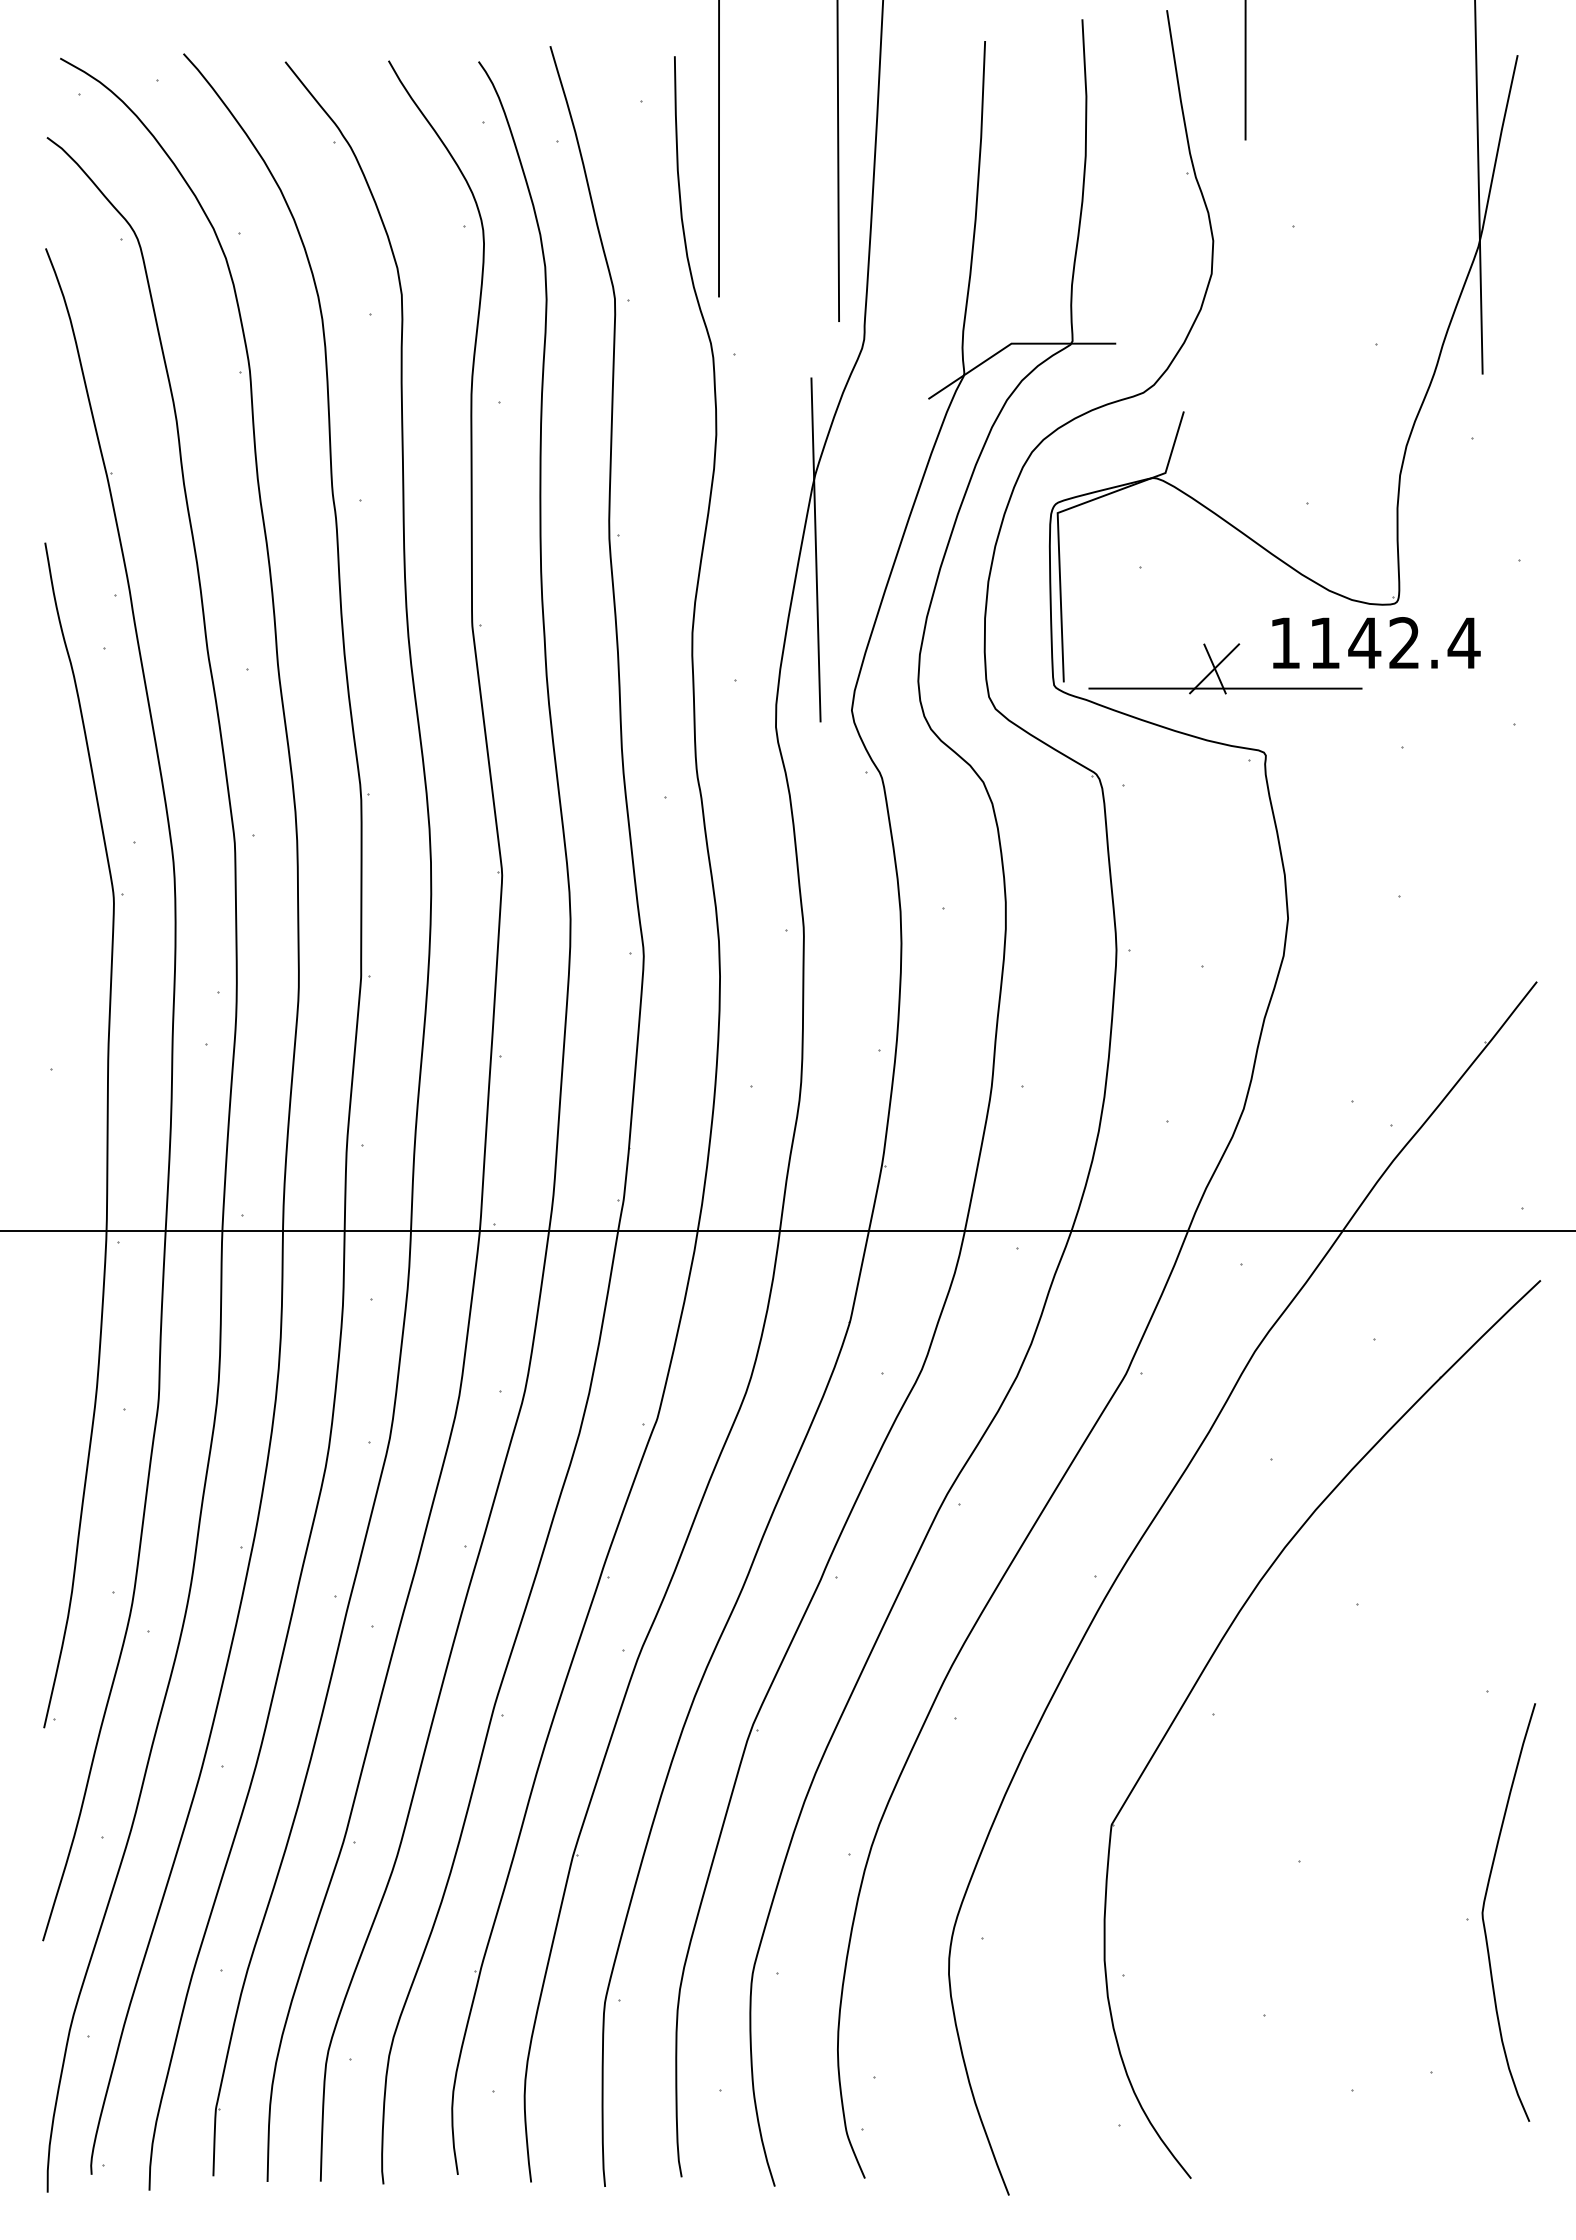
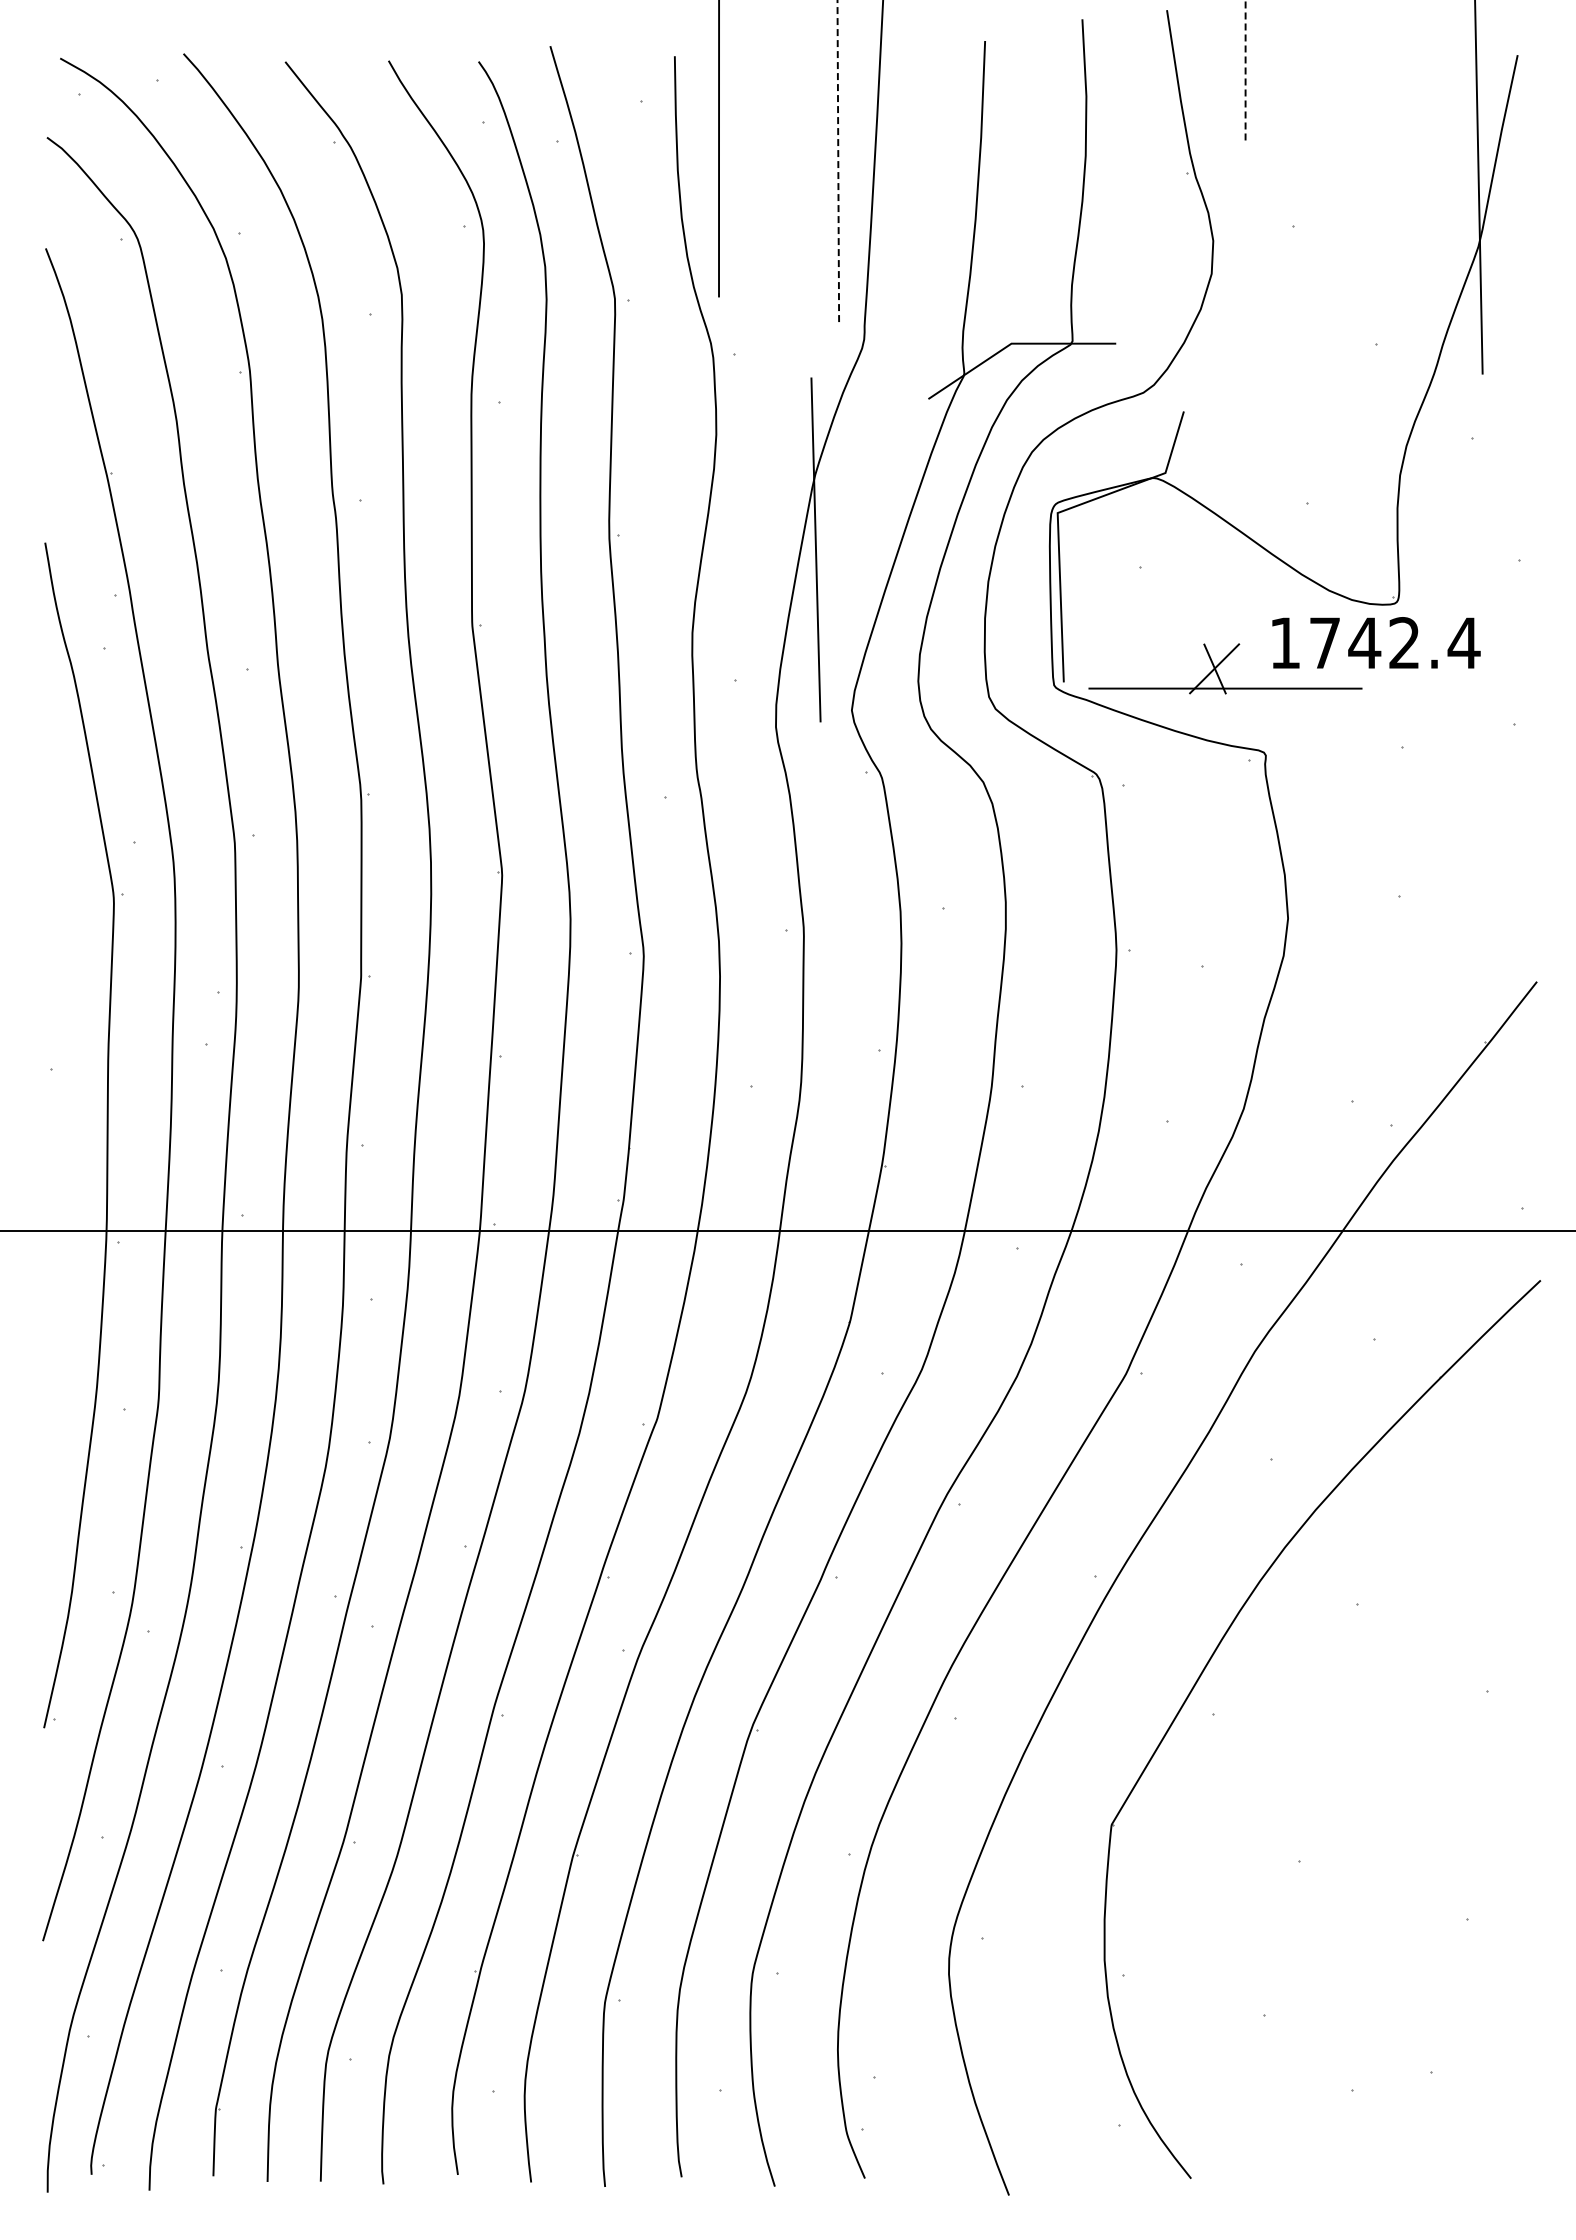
line: solid -> dashed (1245, 70)
line: solid -> dashed (838, 161)
text: 1142.4 -> 1742.4 (1324, 642)
curve: present -> none (1484, 1908)
